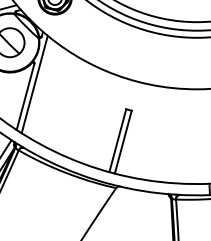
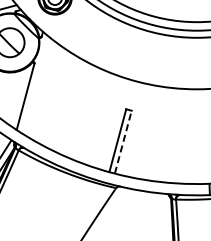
line: present -> none (34, 84)
line: solid -> dashed (123, 142)
